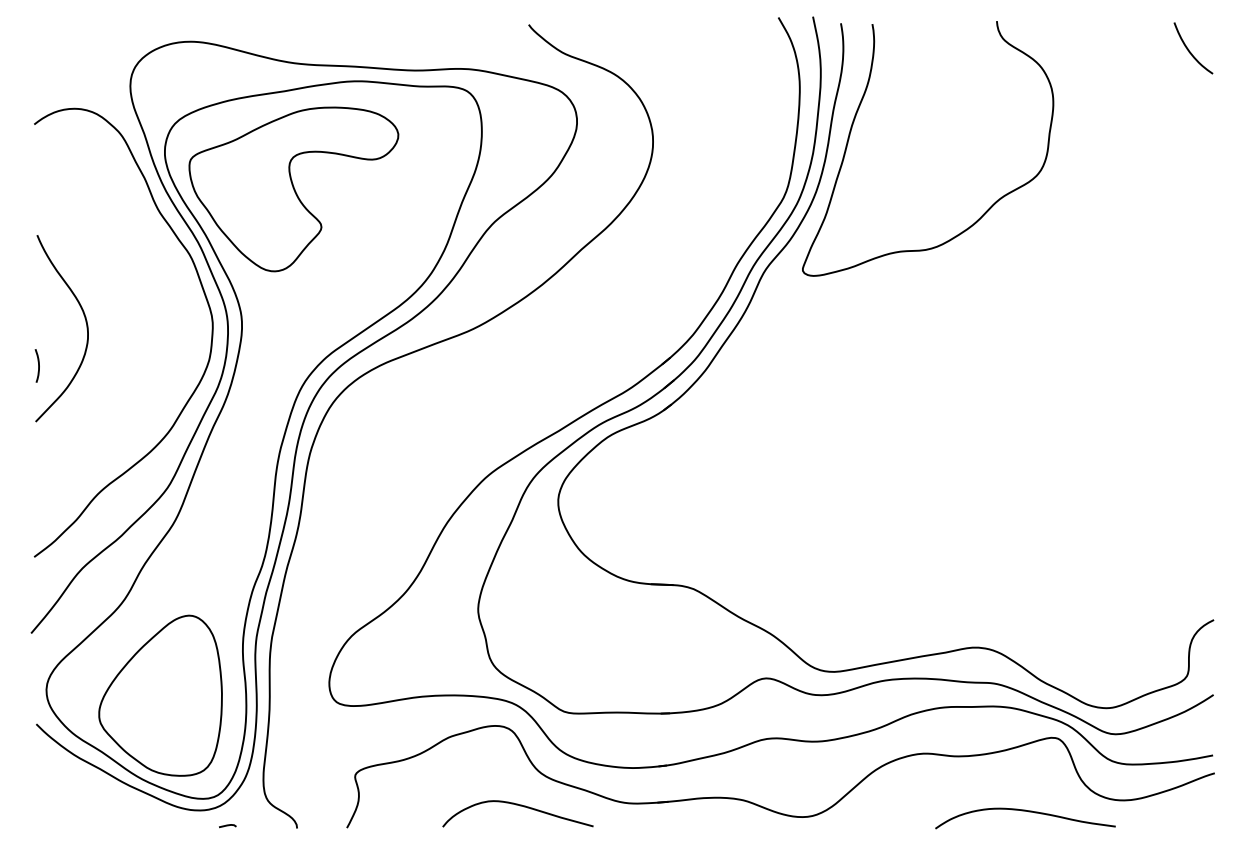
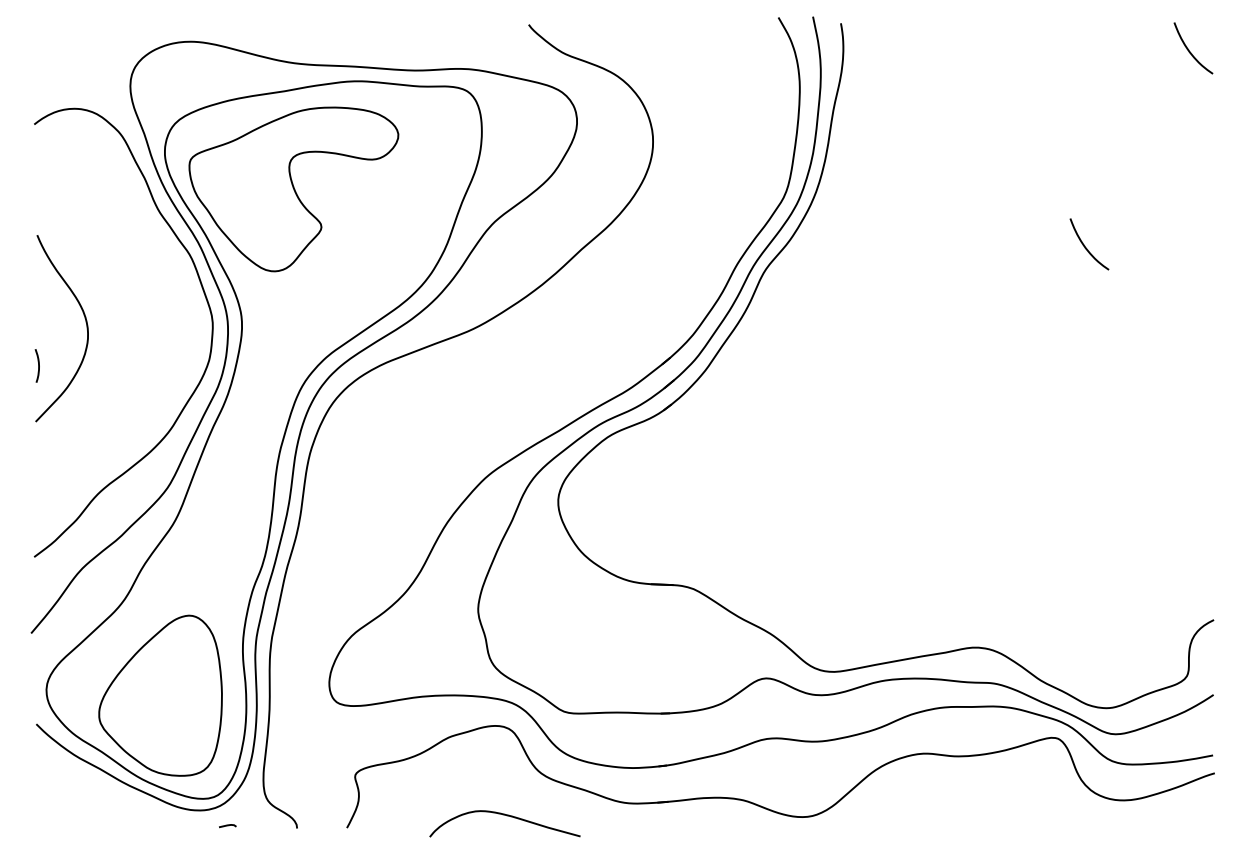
curve: present -> none (854, 122)
curve: none -> present (1085, 245)
curve position: (519, 806) -> (506, 816) (506, 816)
curve: present -> none (1028, 812)
